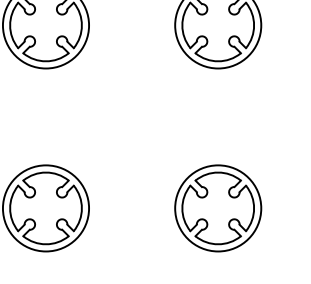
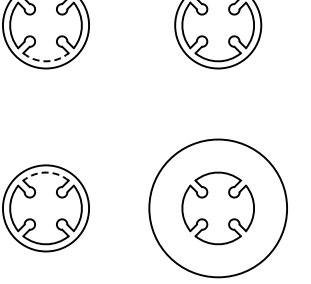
arc: solid -> dashed (46, 61)
arc: solid -> dashed (46, 172)
circle diameter: 86 px -> 138 px (218, 208)
